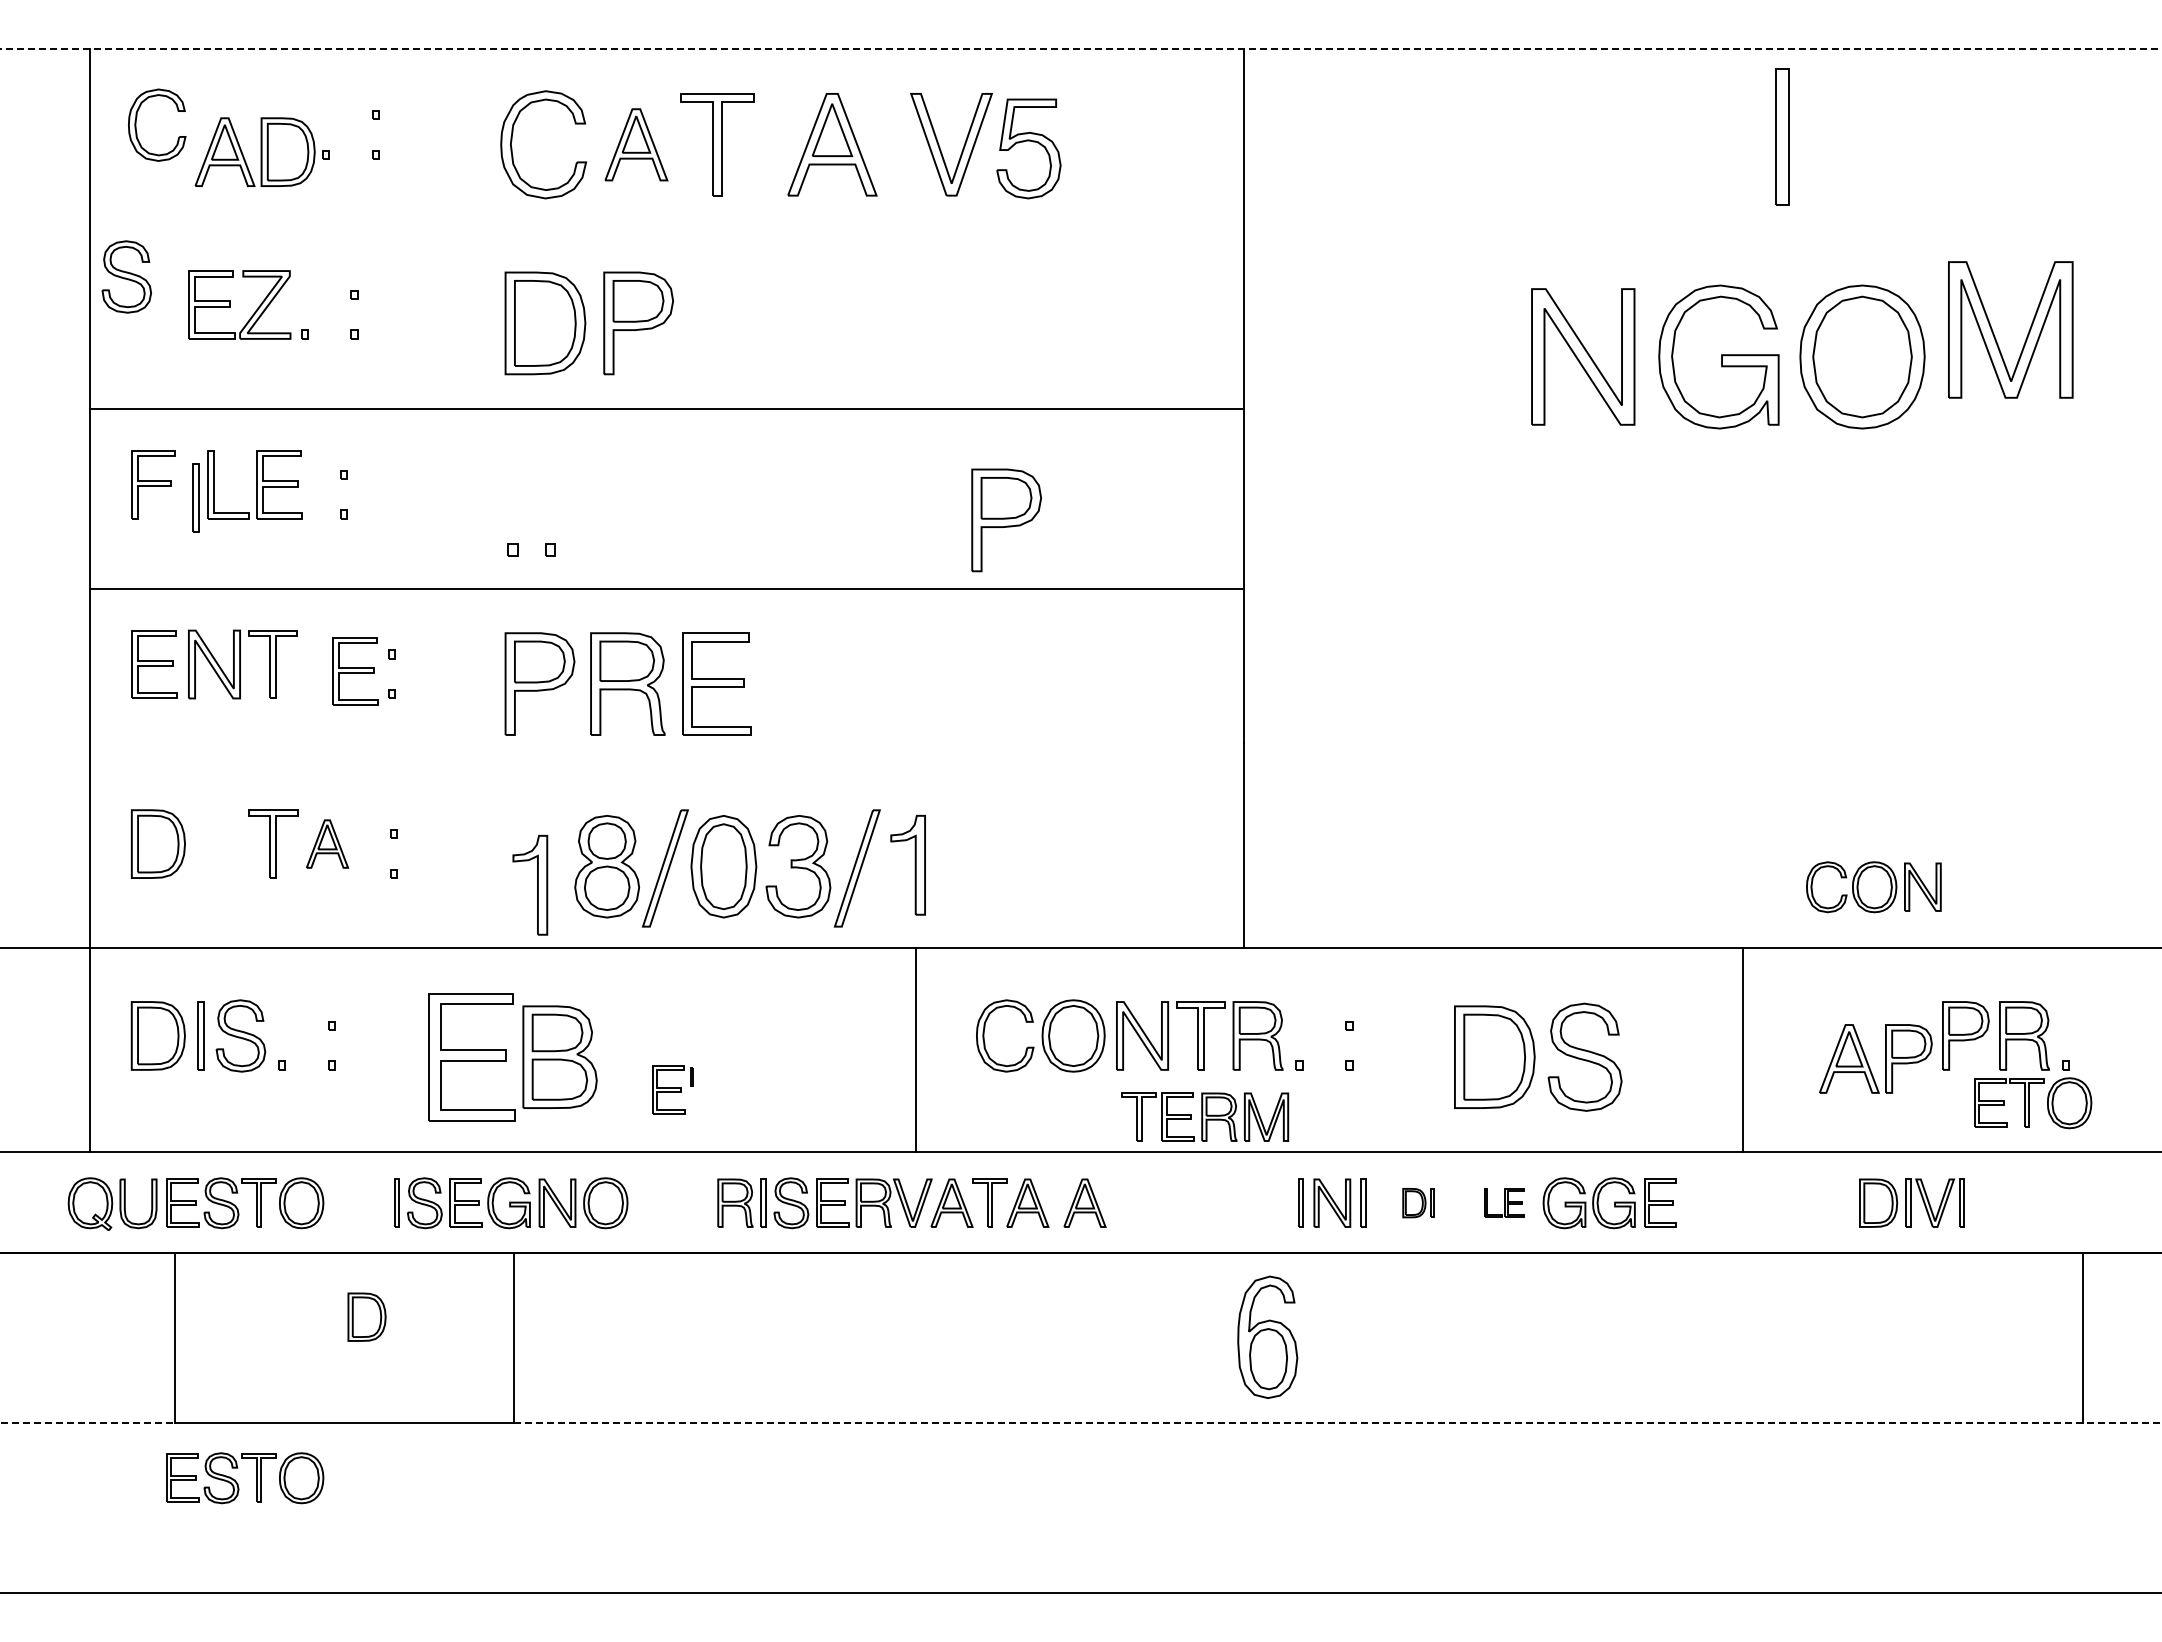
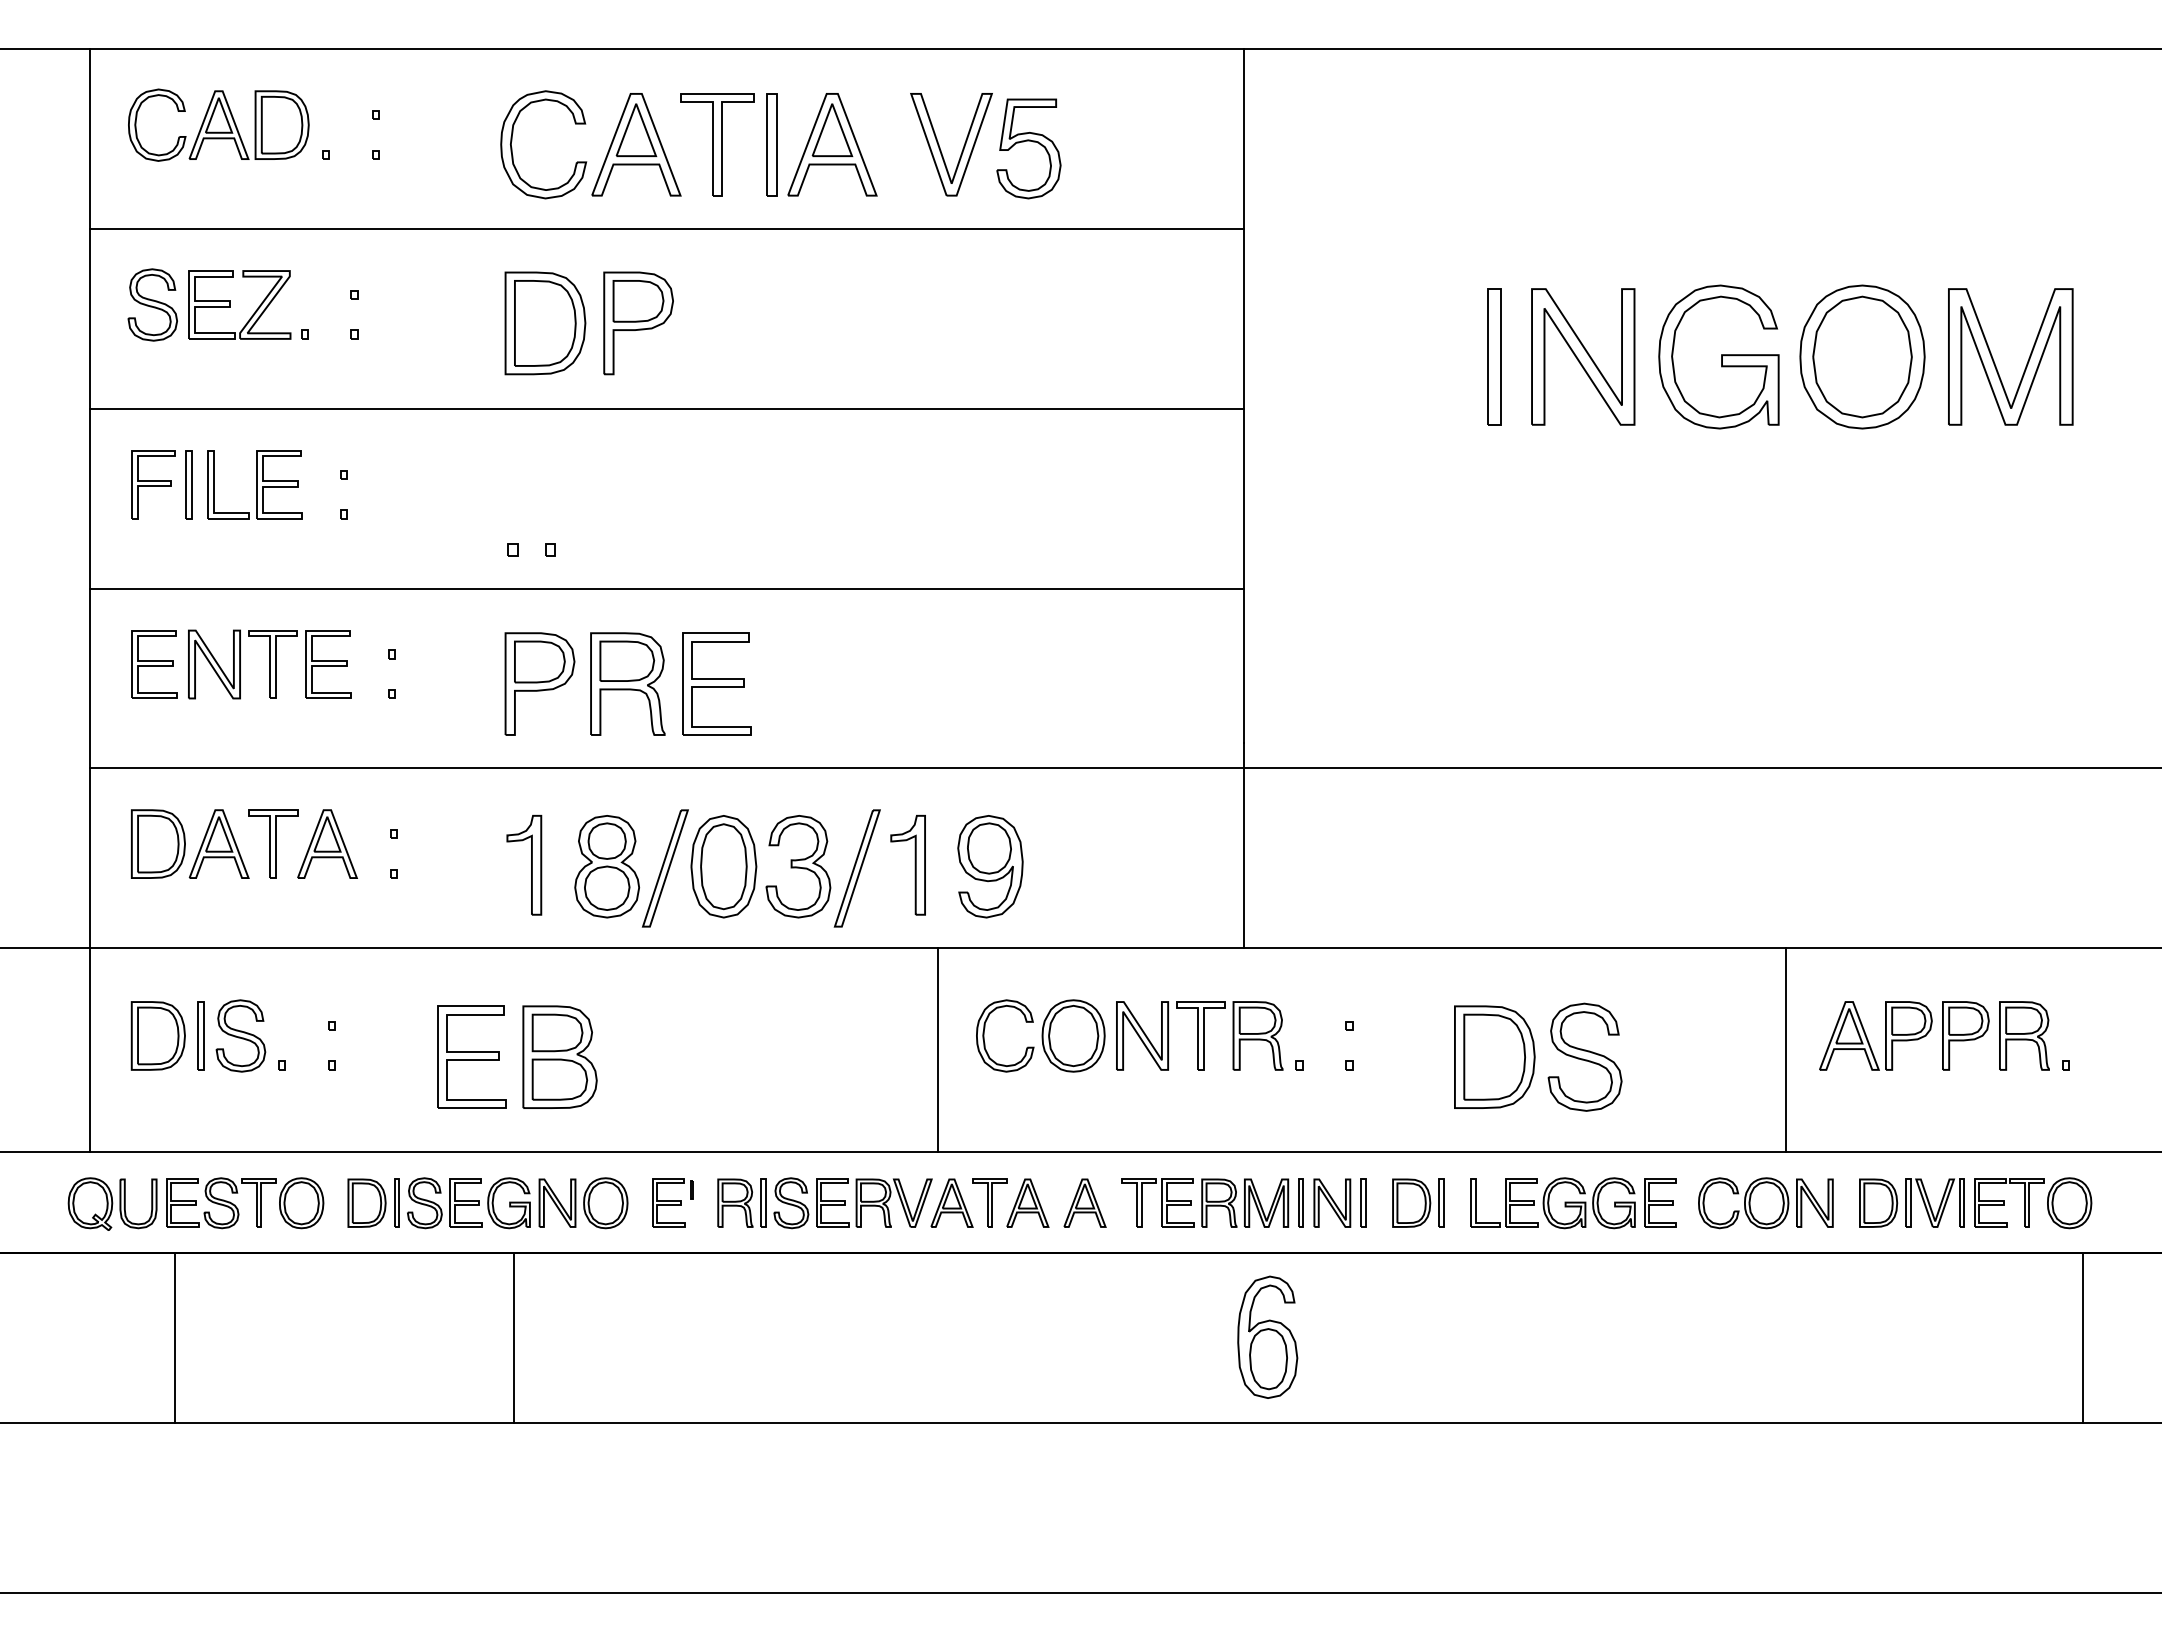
line: dashed -> solid (1081, 49)
part position: (1782, 136) -> (1494, 356) (1494, 356)
part size: 65x74 px -> 91x104 px (636, 144)
part: none -> present (771, 144)
part position: (254, 151) -> (248, 124) (248, 124)
line: none -> present (666, 229)
part position: (126, 276) -> (152, 304) (152, 304)
part position: (1994, 333) -> (1994, 360) (1994, 360)
part position: (195, 497) -> (188, 484) (188, 484)
part: present -> none (1006, 520)
part position: (355, 671) -> (328, 664) (328, 664)
line: none -> present (1124, 768)
part: none -> present (218, 843)
part size: 44x50 px -> 61x70 px (327, 843)
part: none -> present (990, 866)
part position: (537, 884) -> (531, 864) (531, 864)
part position: (1873, 887) -> (1765, 1203) (1765, 1203)
line position: (916, 1049) -> (938, 1049) (938, 1049)
line position: (1743, 1049) -> (1786, 1049) (1786, 1049)
part size: 88x129 px -> 70x104 px (471, 1056)
part position: (1867, 1059) -> (1867, 1036) (1867, 1036)
part position: (672, 1089) -> (672, 1202) (672, 1202)
part position: (2033, 1103) -> (2033, 1203) (2033, 1203)
part position: (1205, 1116) -> (1205, 1202) (1205, 1202)
part size: 41x30 px -> 69x50 px (1504, 1202)
part size: 33x31 px -> 53x50 px (1418, 1202)
part position: (366, 1316) -> (366, 1202) (366, 1202)
line: dashed -> solid (88, 1423)
line: dashed -> solid (1338, 1423)
part: present -> none (238, 1483)
